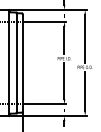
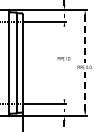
line: solid -> dashed (85, 39)
line: present -> none (64, 40)
line: present -> none (64, 81)
line: solid -> dashed (85, 91)
